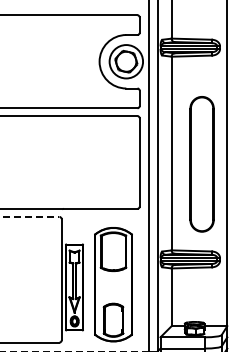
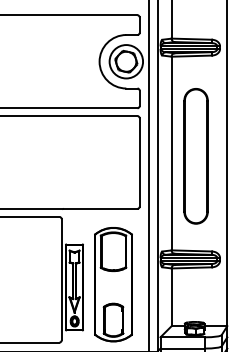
part position: (201, 164) -> (195, 156) (195, 156)
line: dashed -> solid (30, 216)
line: dashed -> solid (74, 351)
